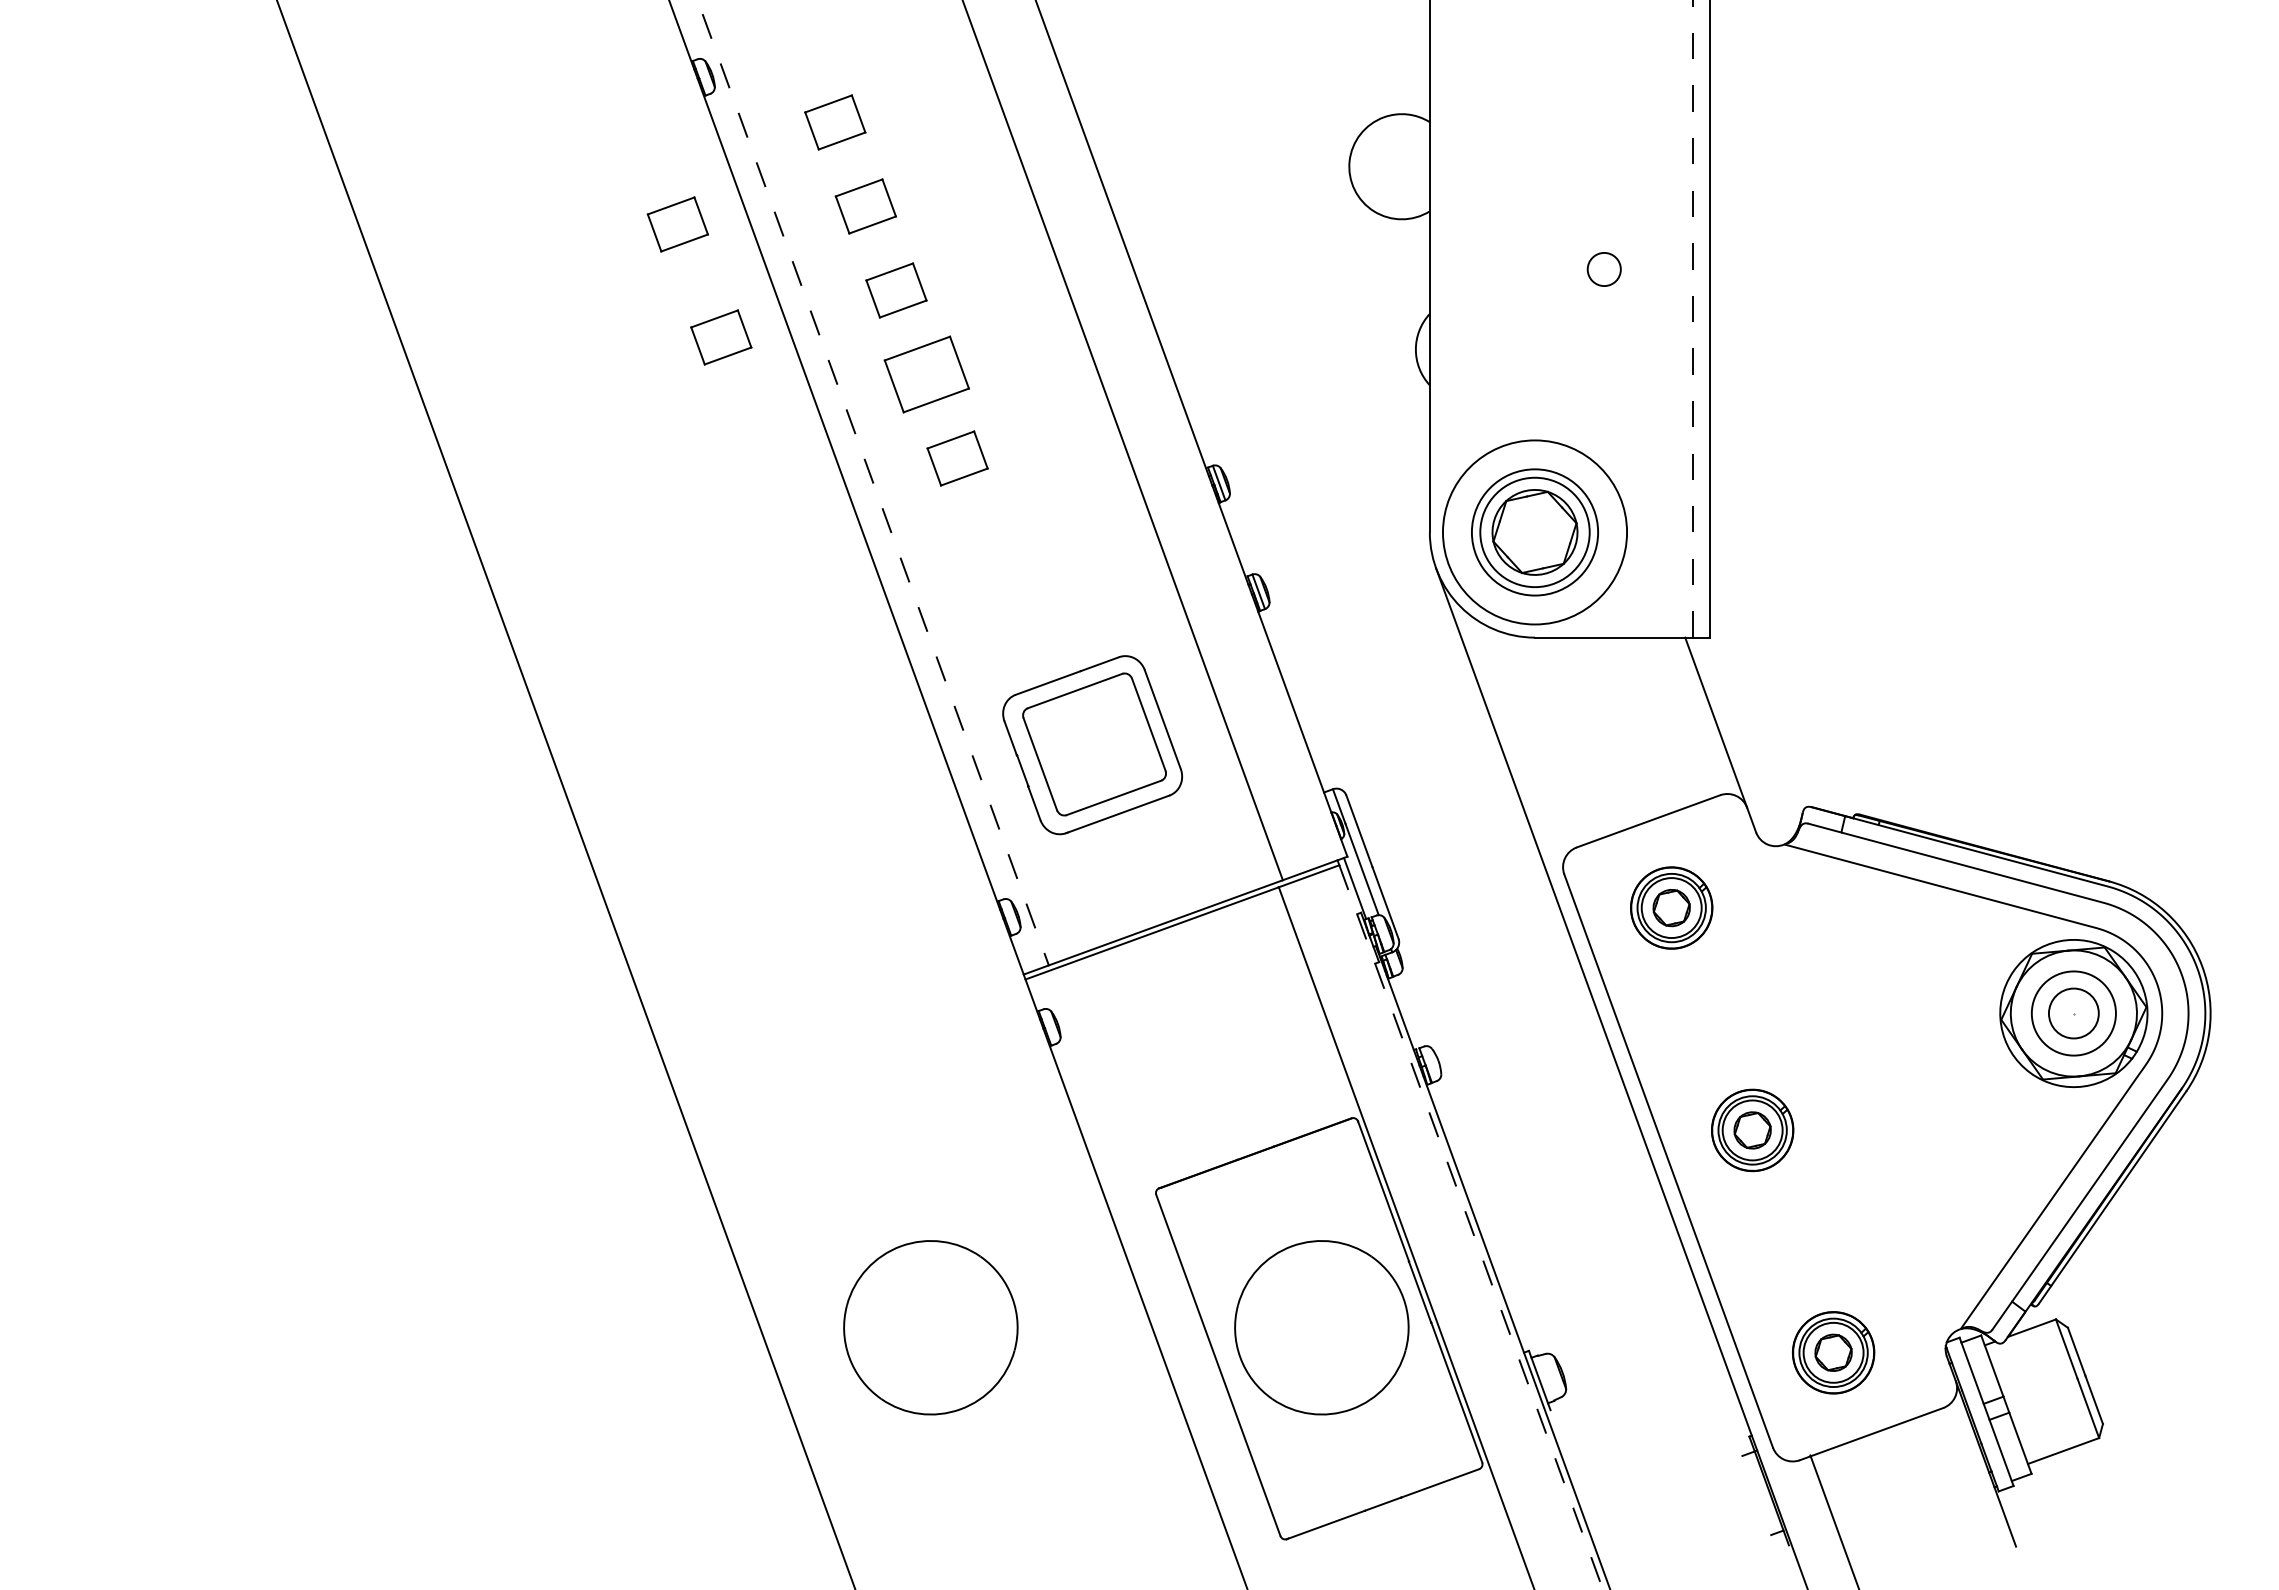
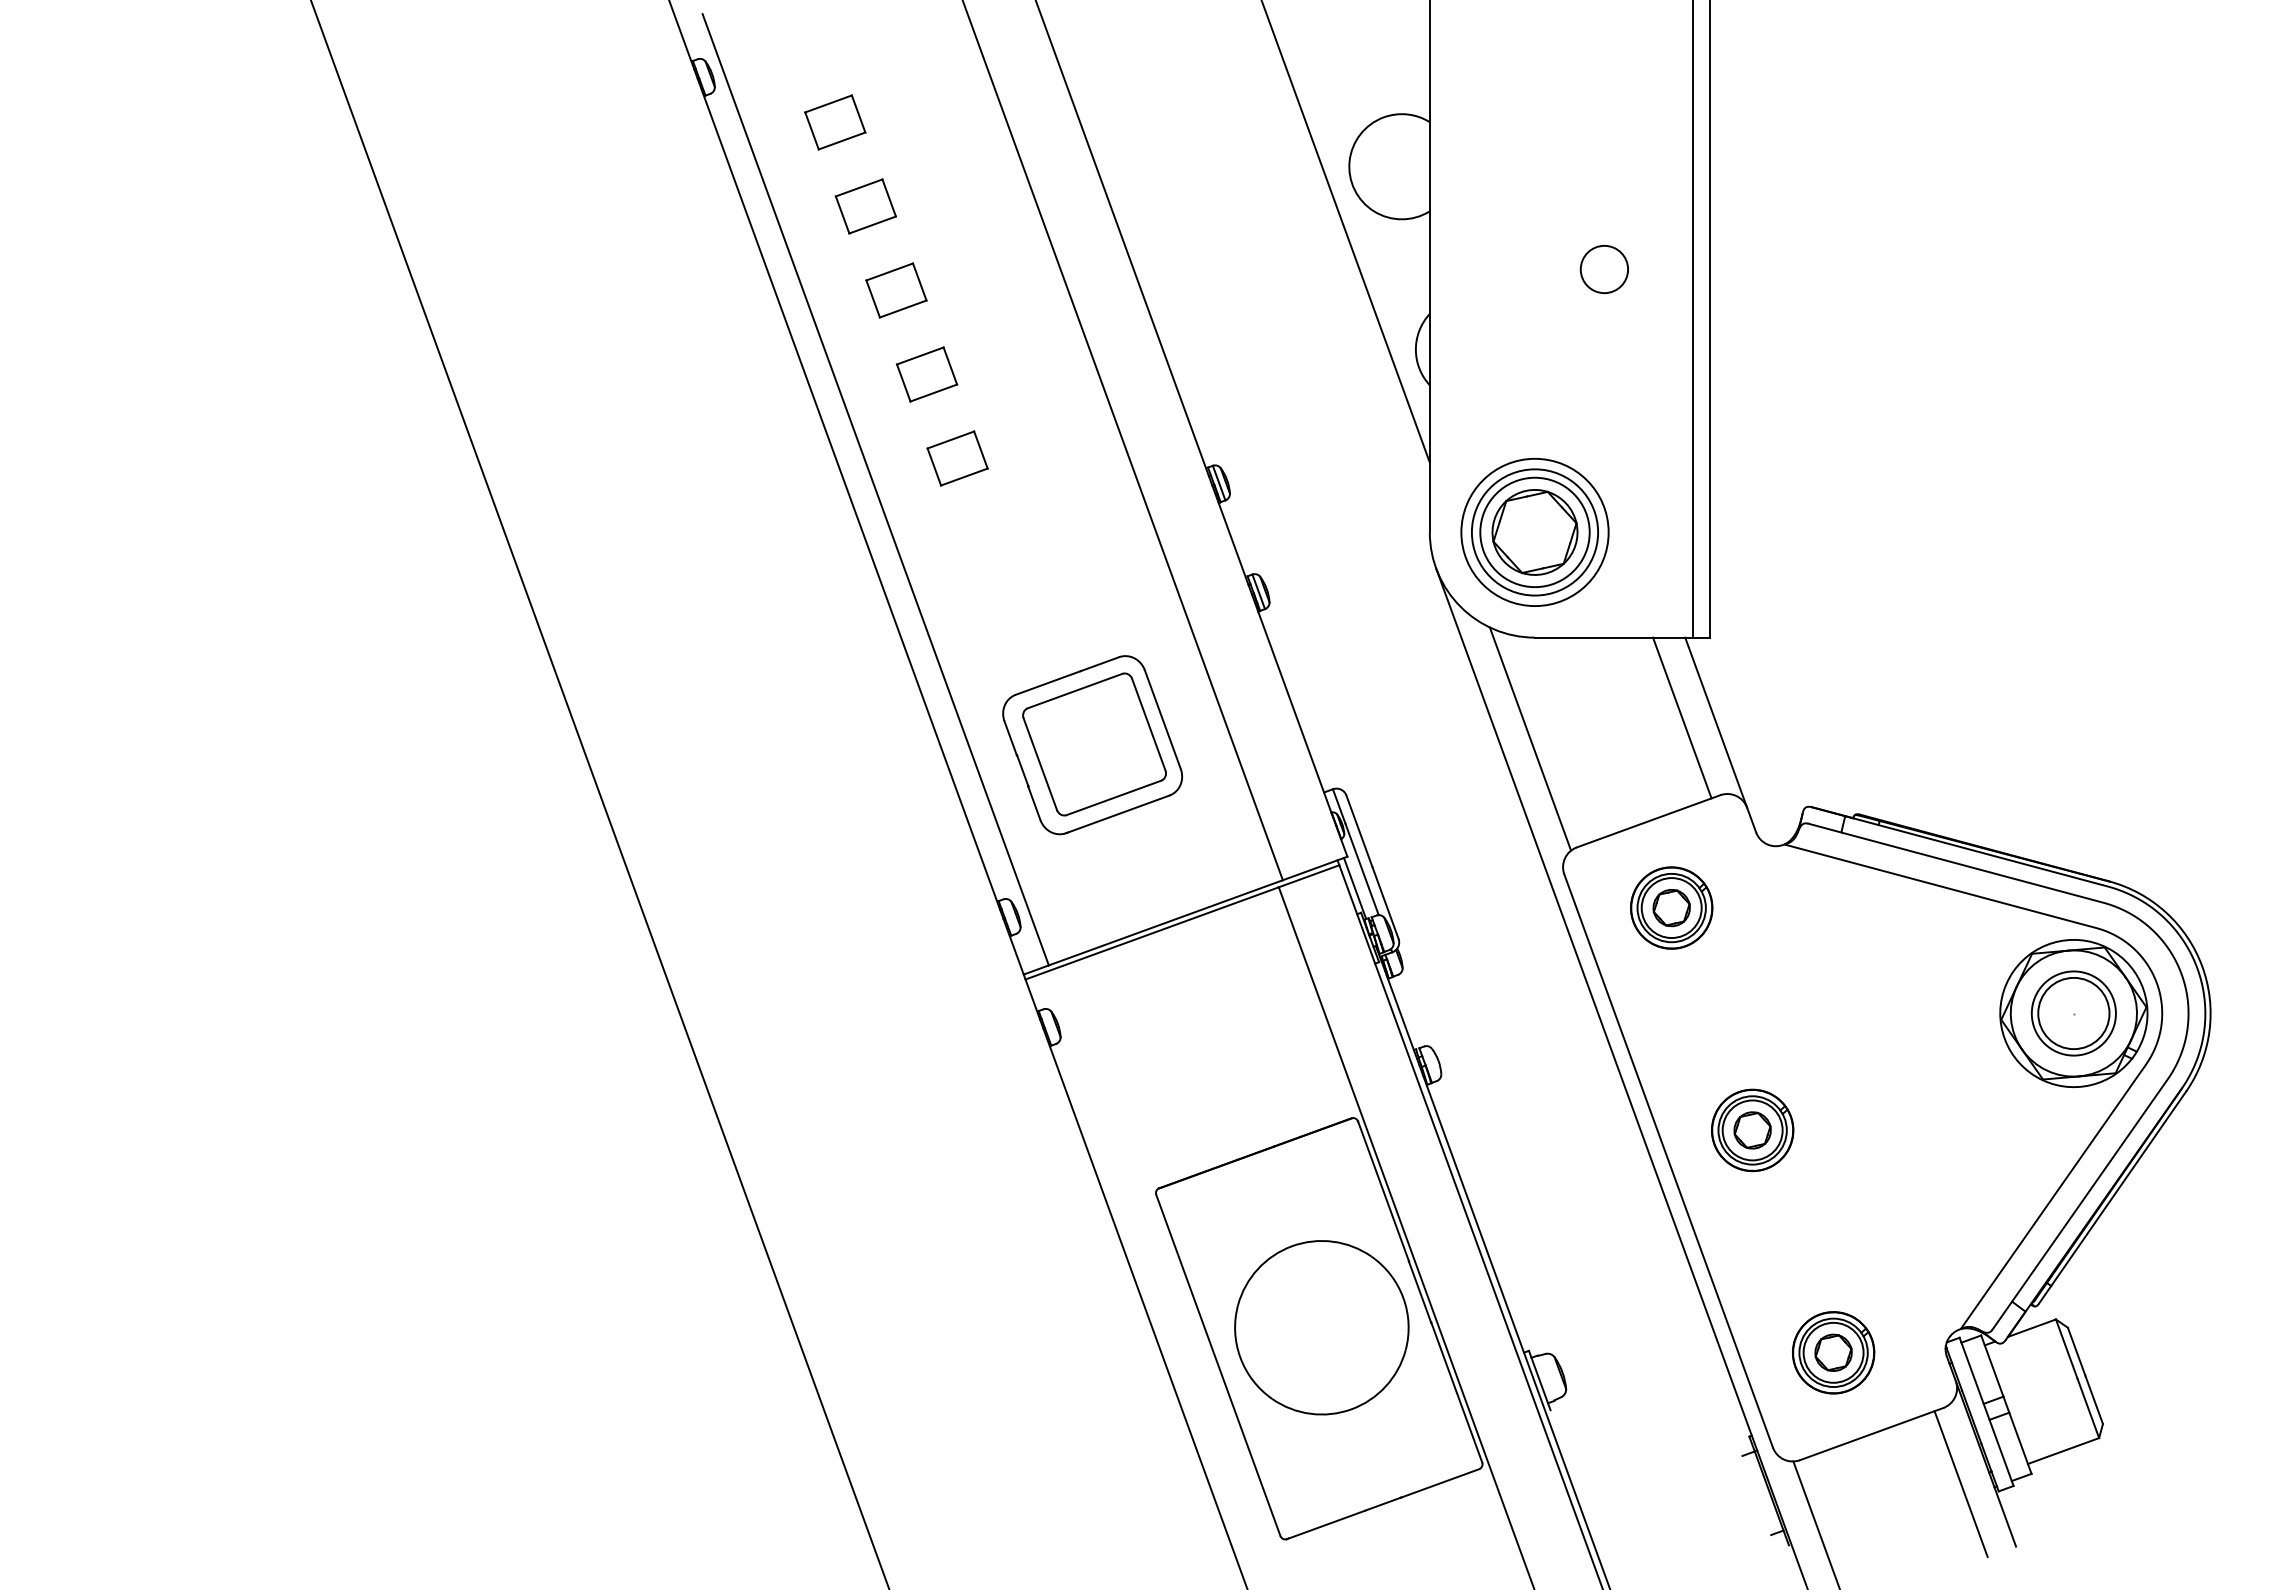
part: present -> none (677, 224)
line: none -> present (1345, 232)
circle size: 36x35 px -> 50x49 px (1603, 269)
line: dashed -> solid (1692, 318)
part: present -> none (721, 337)
part size: 87x79 px -> 63x57 px (927, 374)
line: dashed -> solid (875, 490)
circle diameter: 184 px -> 147 px (1534, 532)
line: none -> present (1682, 717)
line: none -> present (1530, 738)
line position: (565, 794) -> (599, 794) (599, 794)
circle diameter: 50 px -> 71 px (2073, 1013)
line: dashed -> solid (1471, 1227)
part: present -> none (930, 1327)
line: none -> present (1960, 1484)
line position: (1834, 1520) -> (1815, 1523) (1815, 1523)
